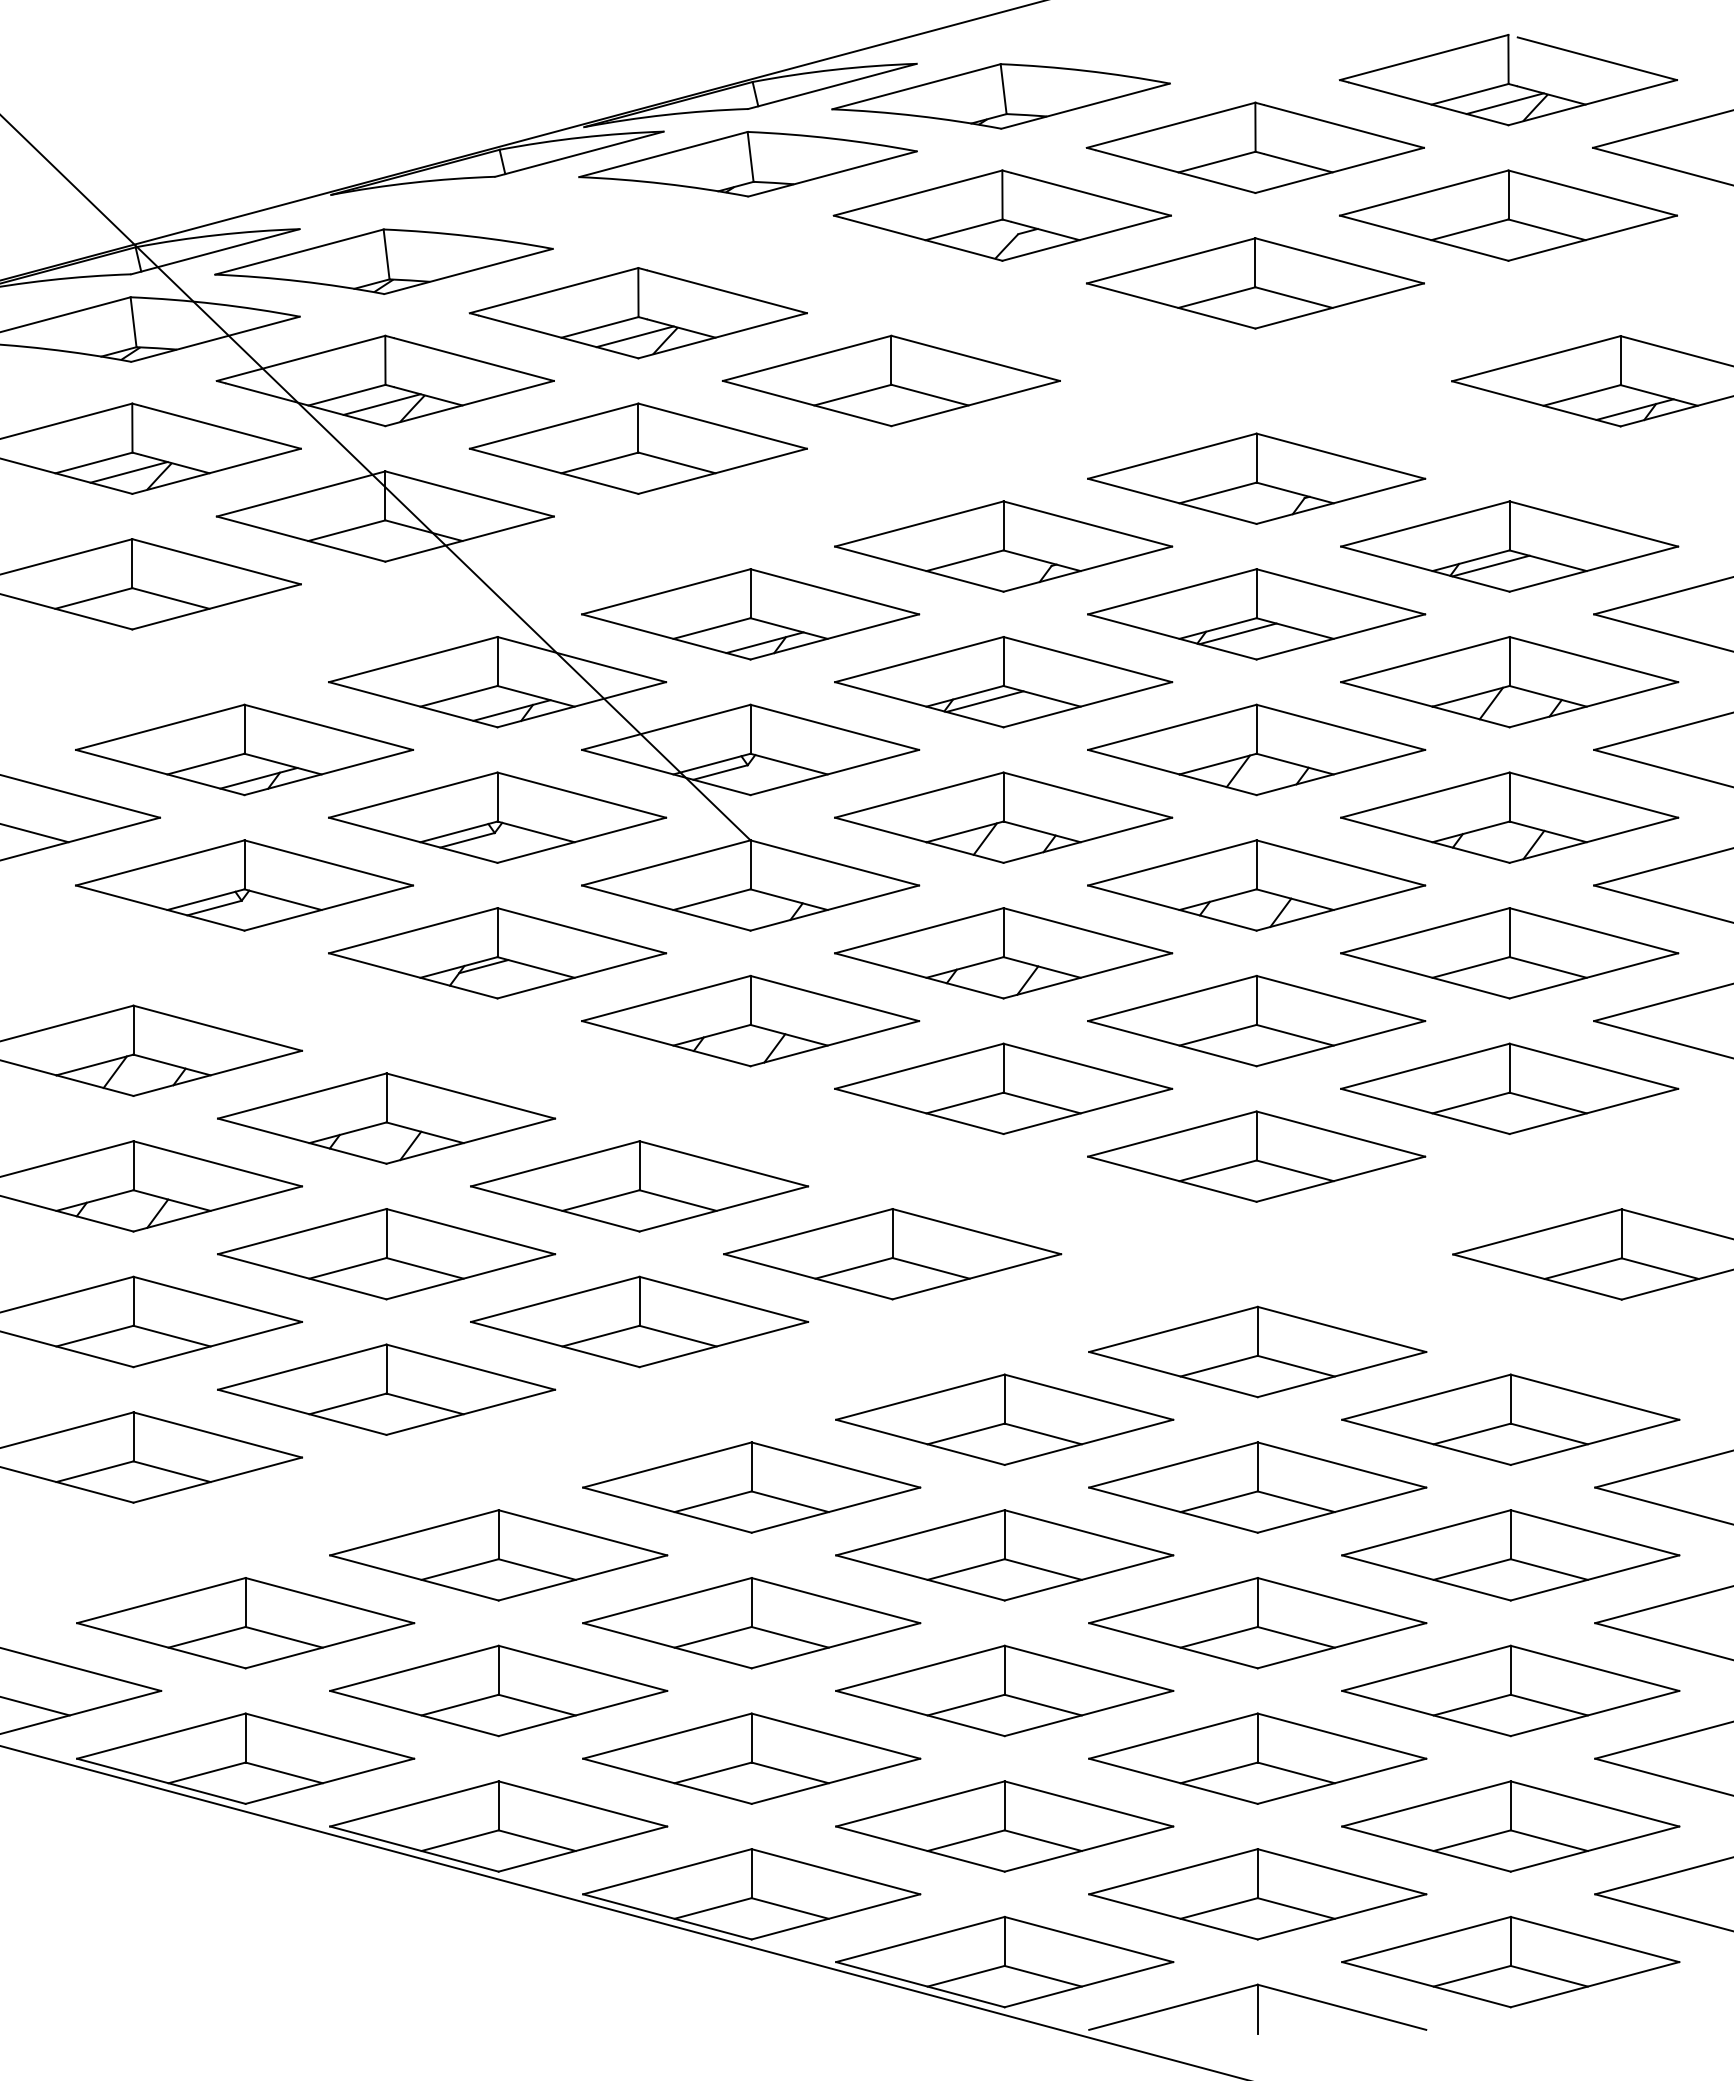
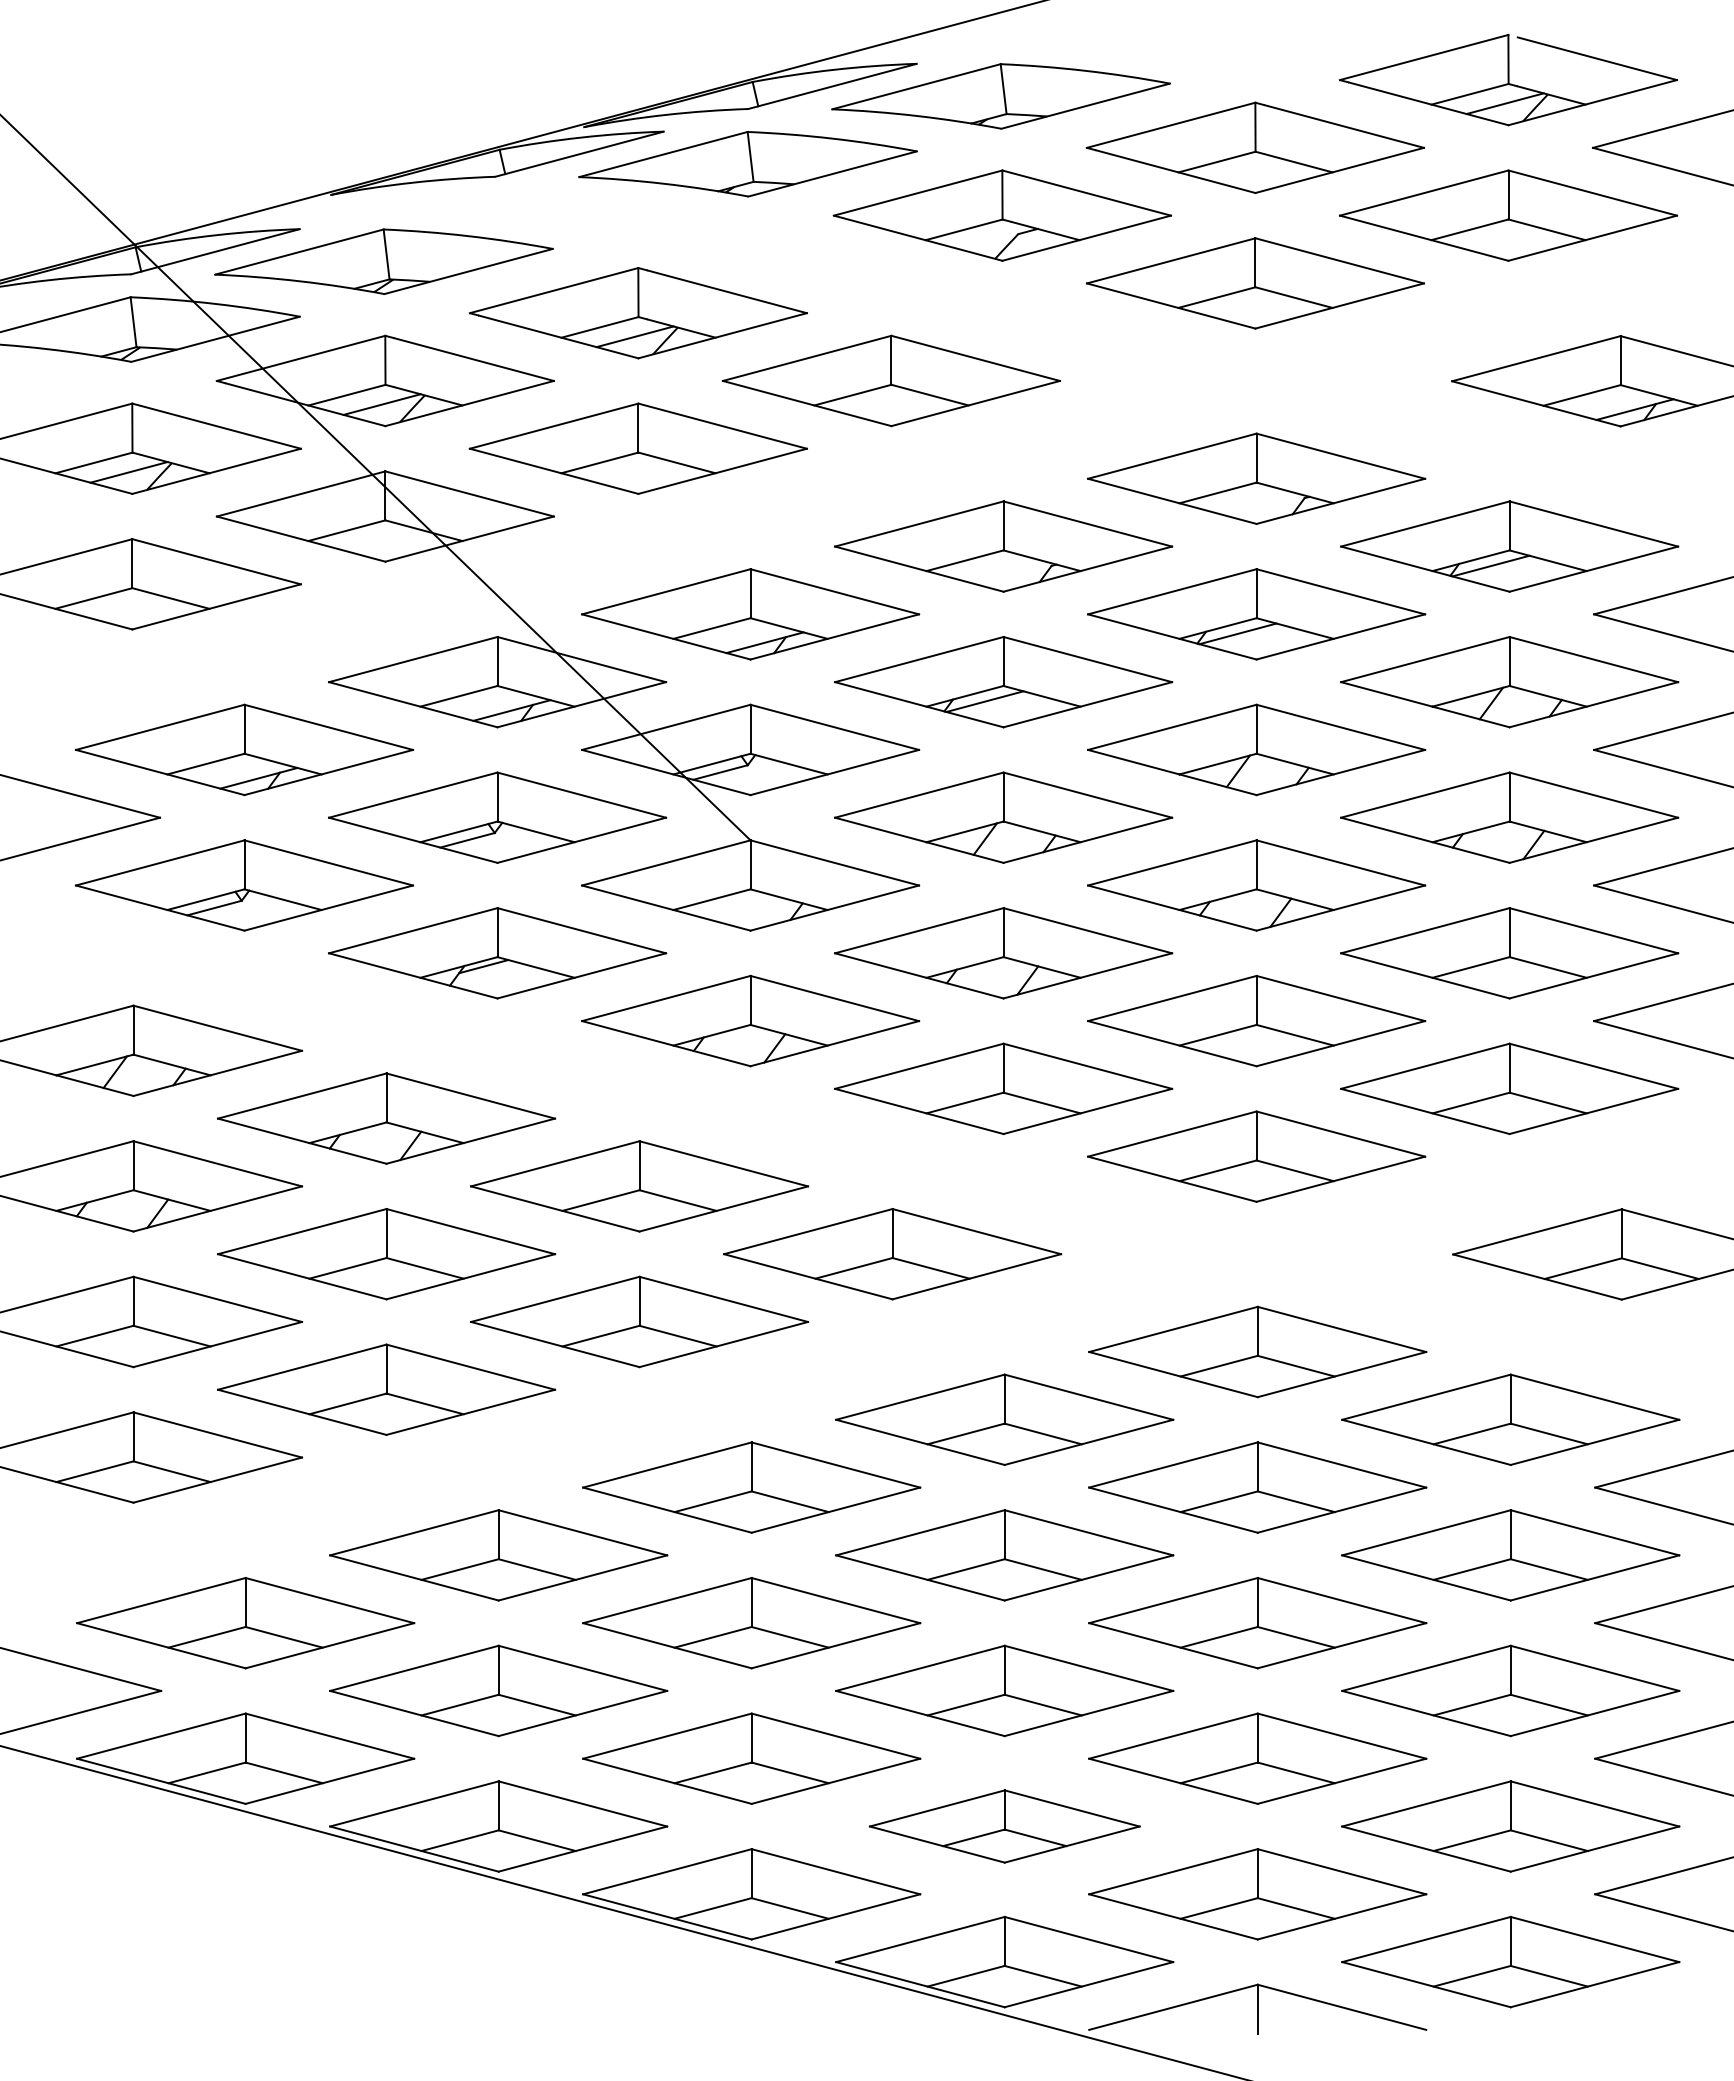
line: present -> none (35, 833)
line: present -> none (35, 1706)
part size: 340x93 px -> 273x75 px (1004, 1826)
